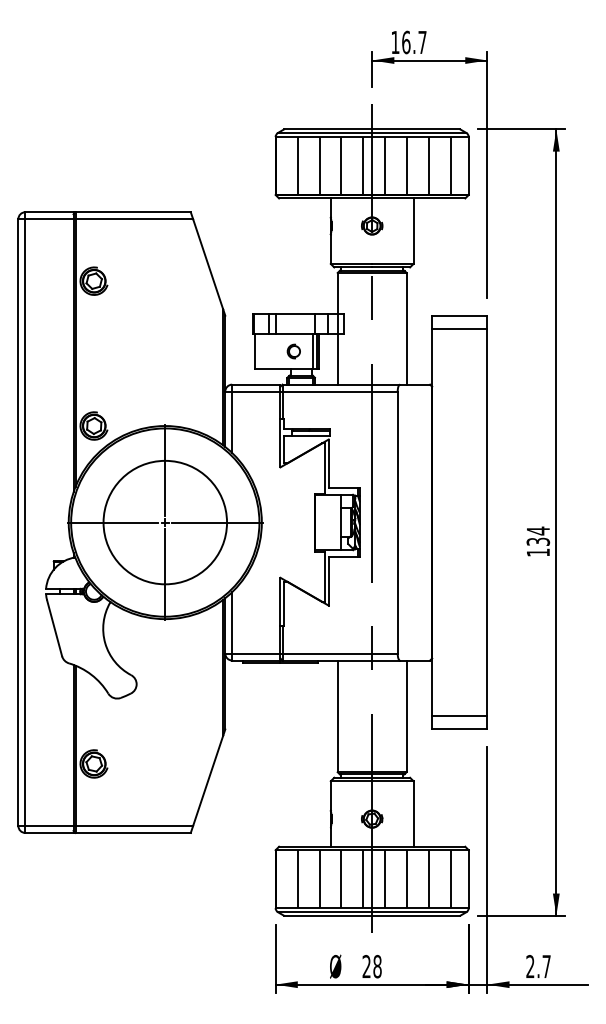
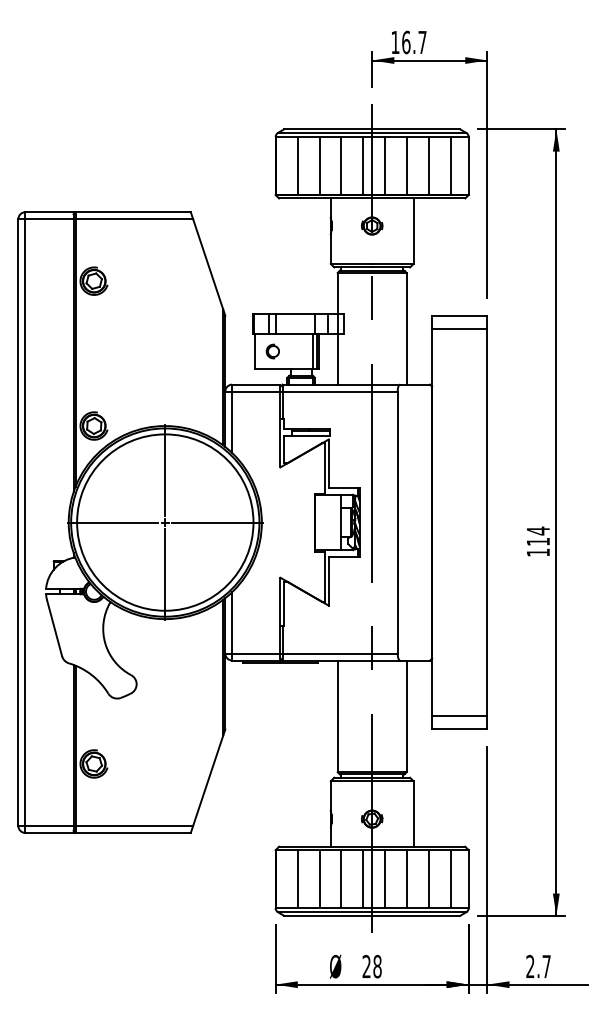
part position: (293, 351) -> (272, 351) (272, 351)
circle diameter: 123 px -> 176 px (165, 522)
text: 134 -> 114 (538, 541)
